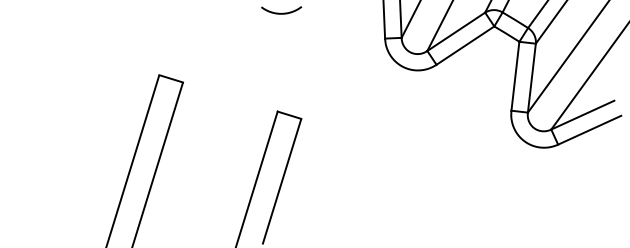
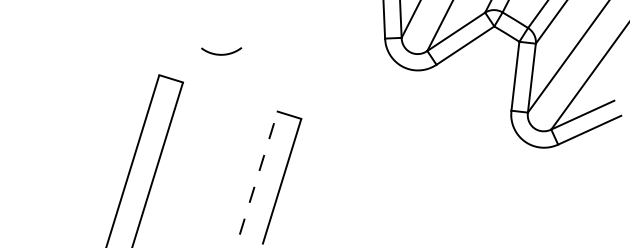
curve position: (282, 12) -> (222, 53) (222, 53)
line: solid -> dashed (256, 179)
